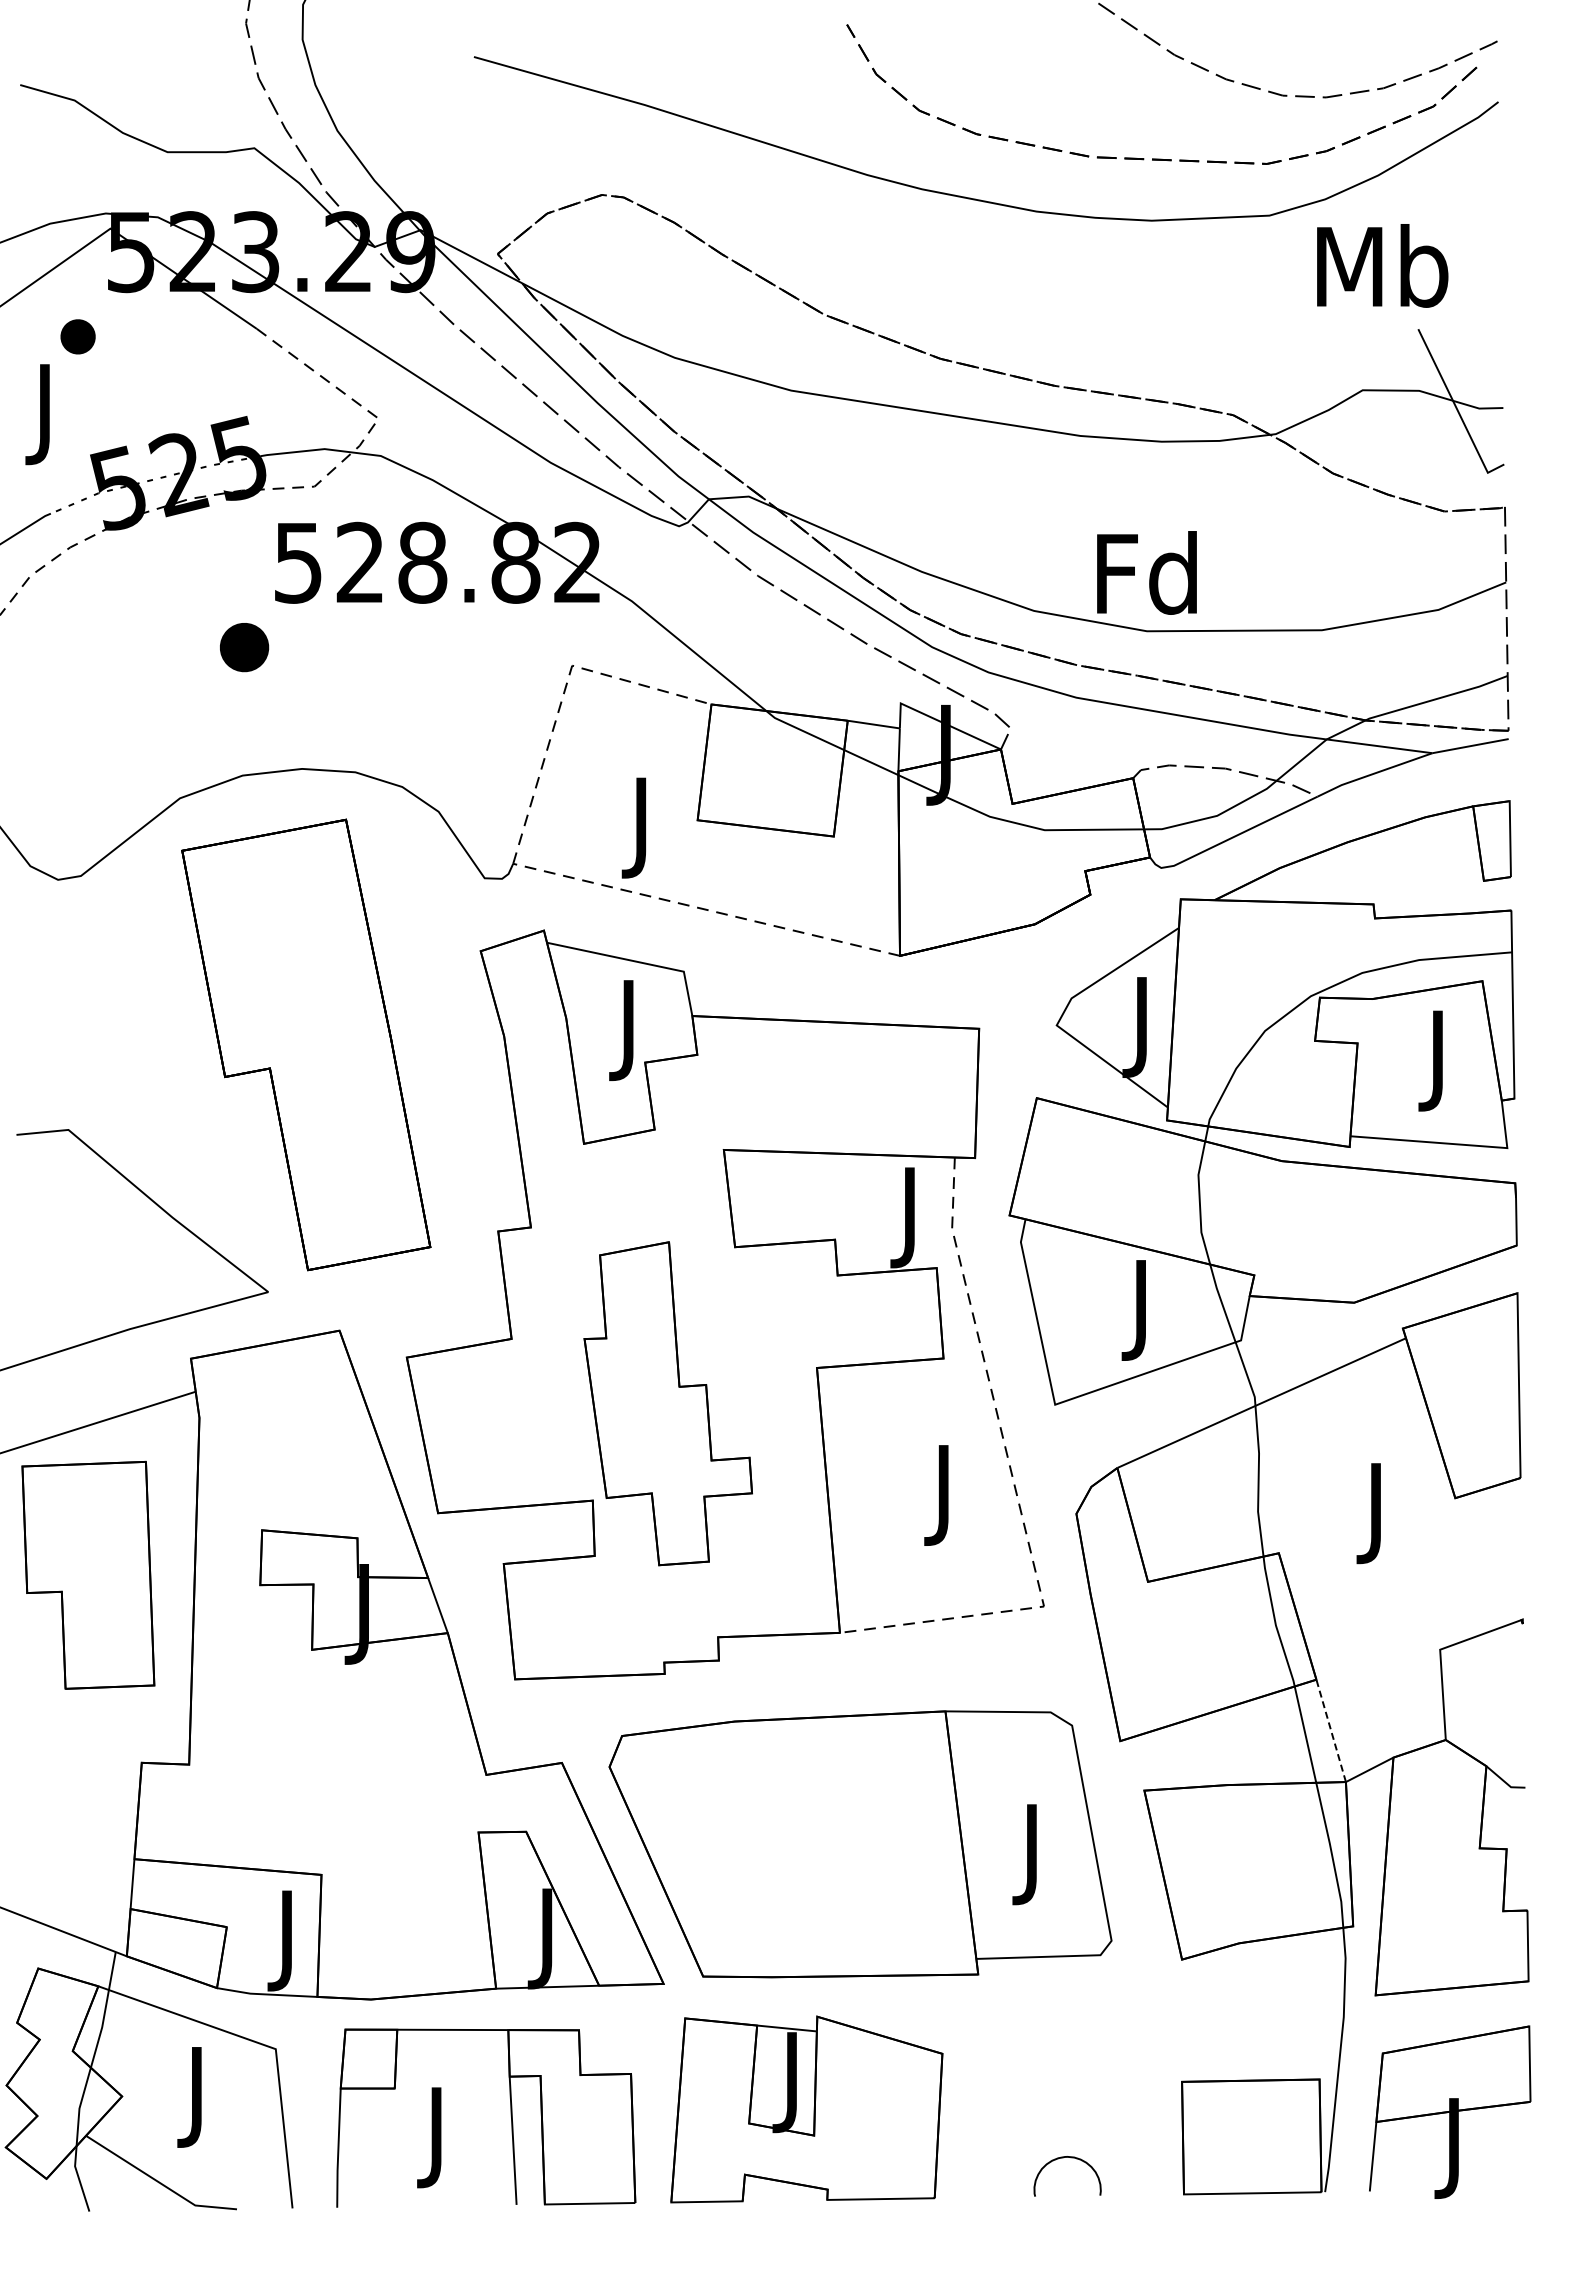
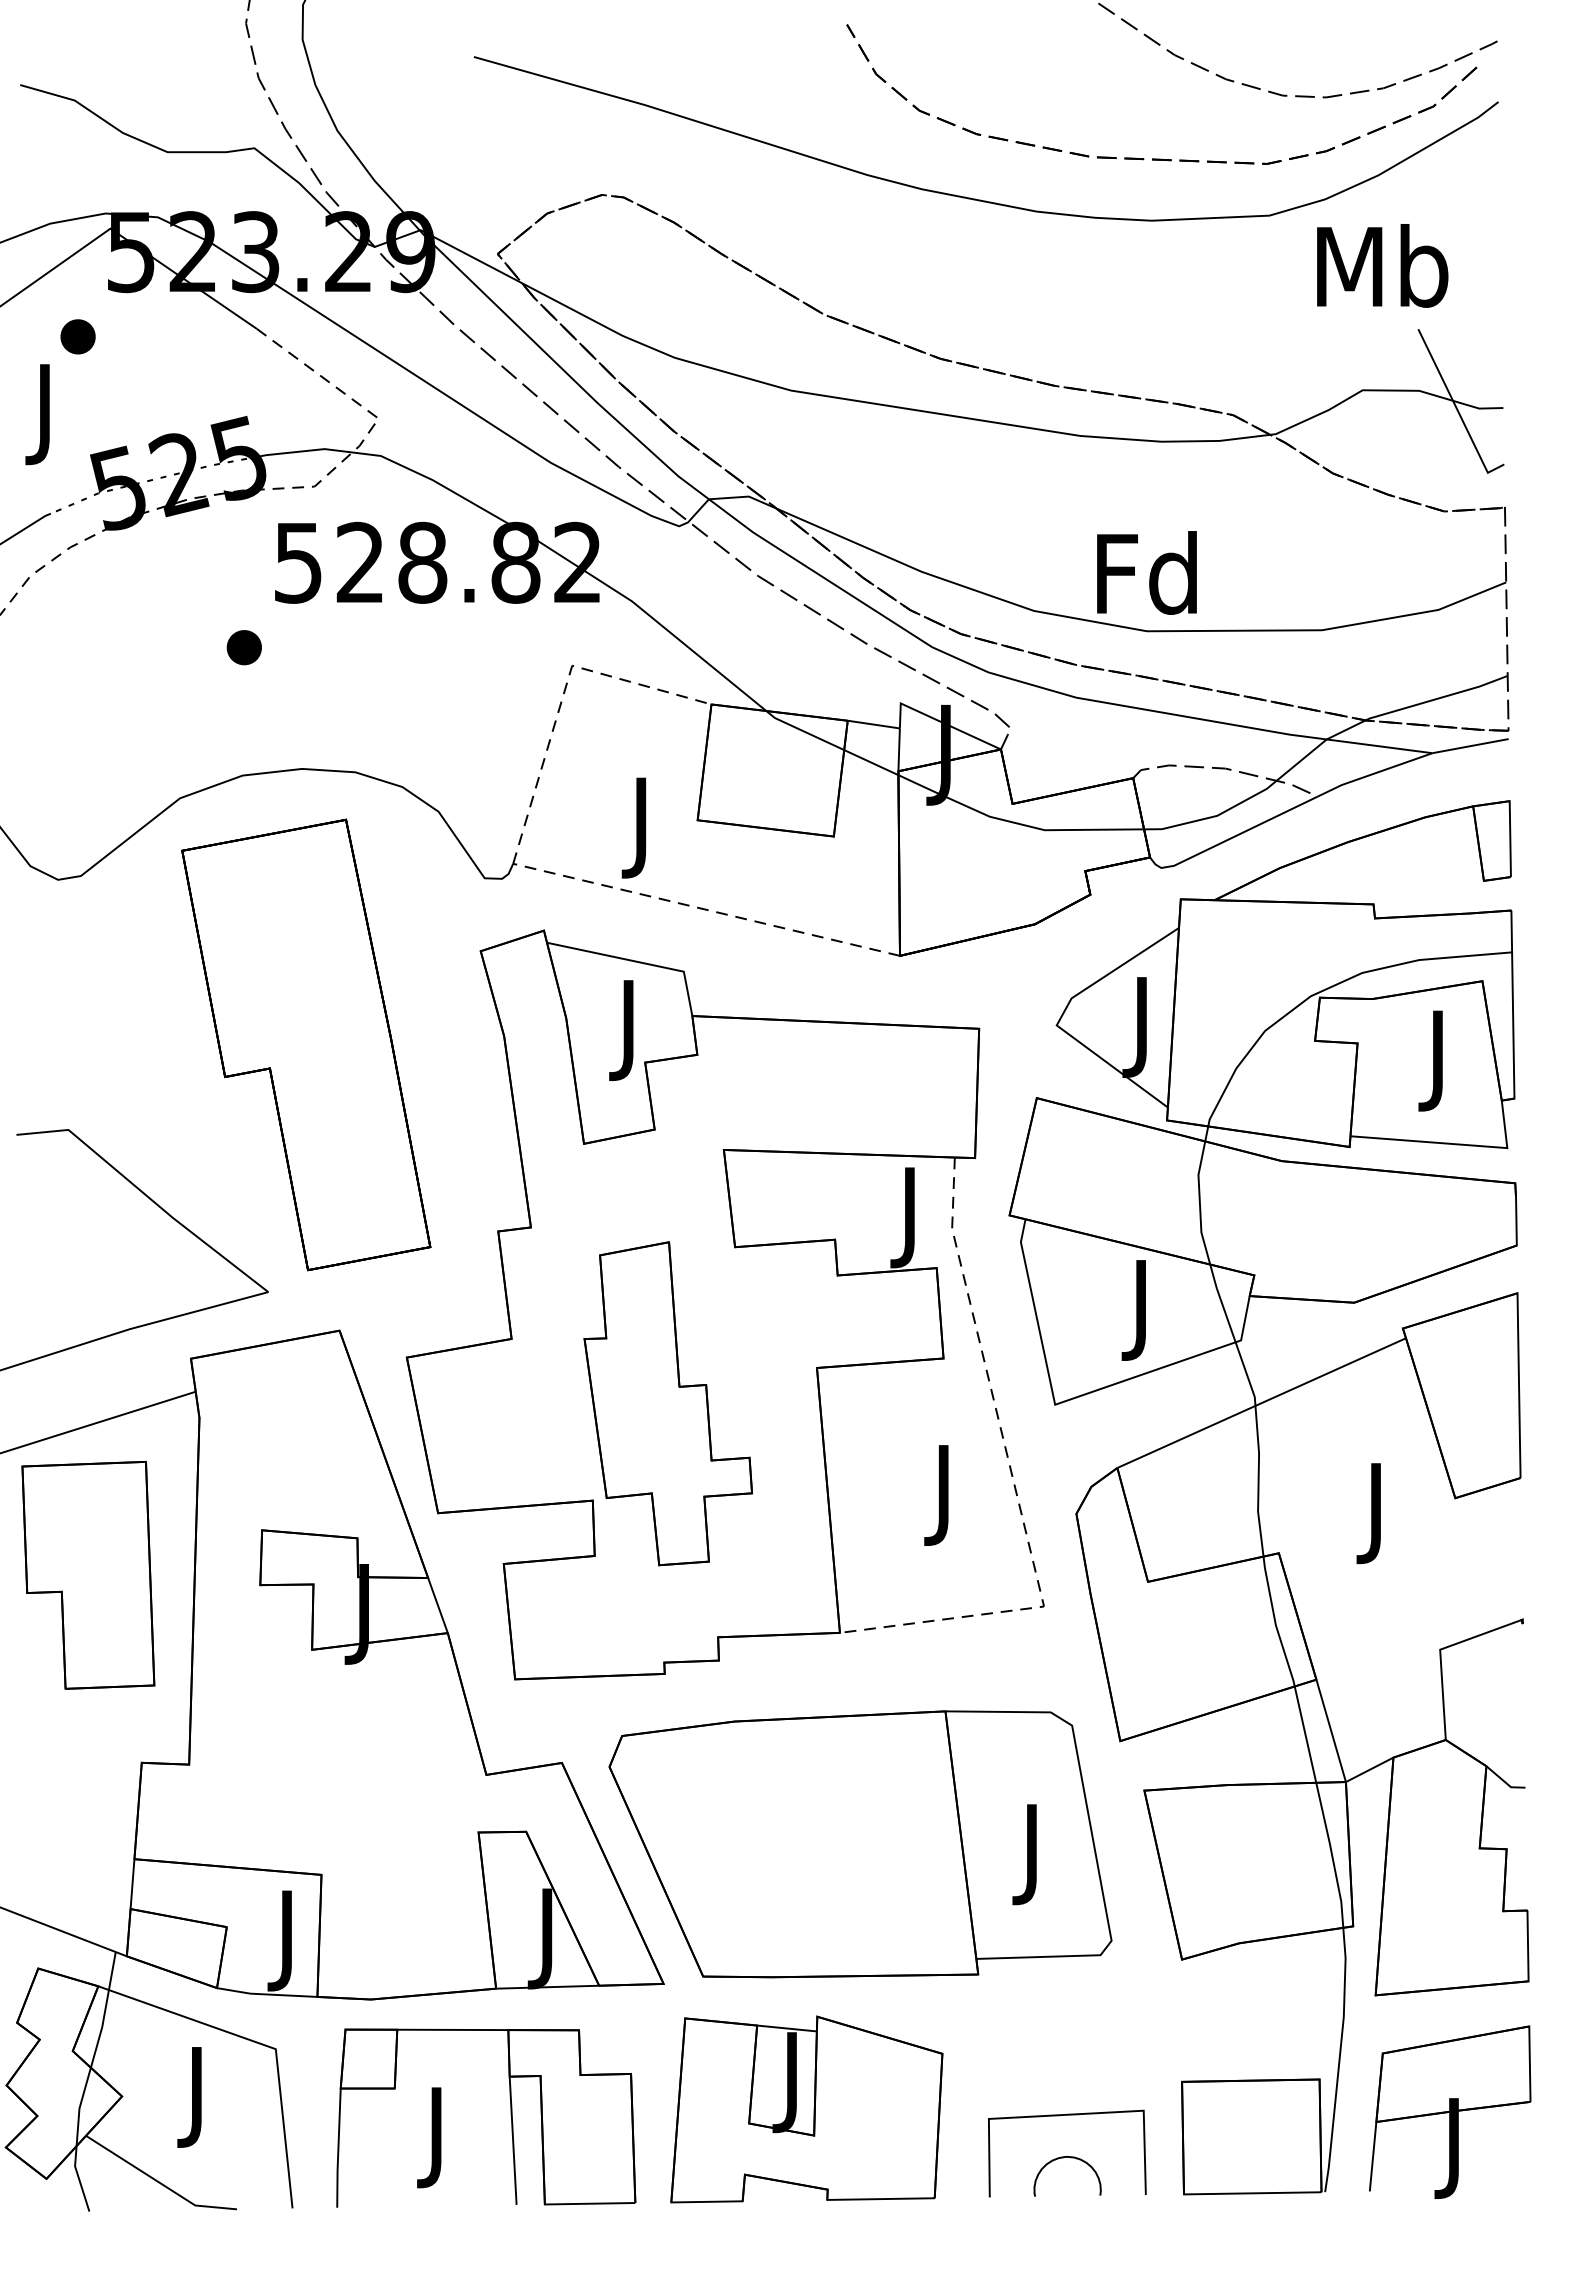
part size: 50x50 px -> 36x36 px (243, 647)
line: dashed -> solid (1331, 1730)
line: none -> present (1059, 2116)
